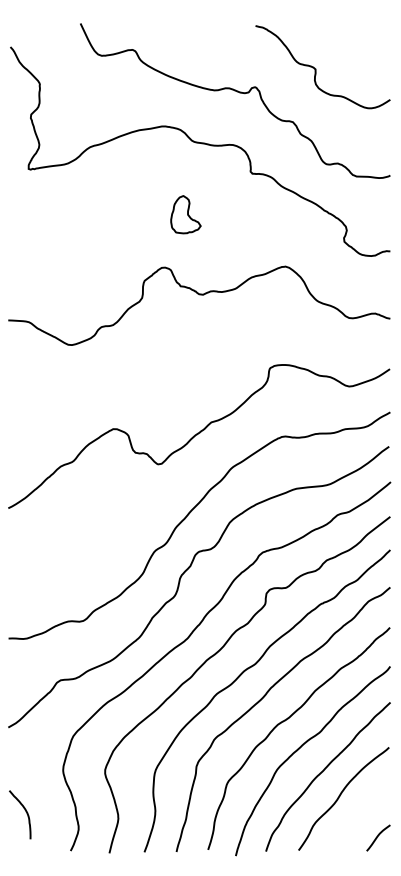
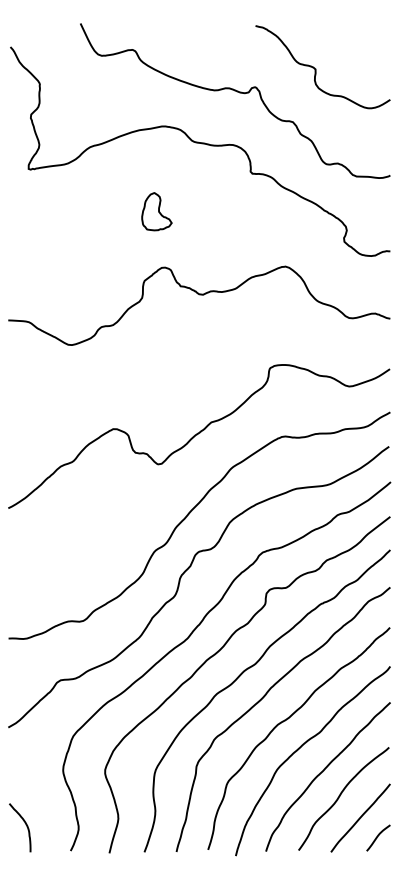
part position: (185, 214) -> (156, 211) (156, 211)
curve position: (24, 810) -> (24, 823) (24, 823)
curve: none -> present (360, 817)
